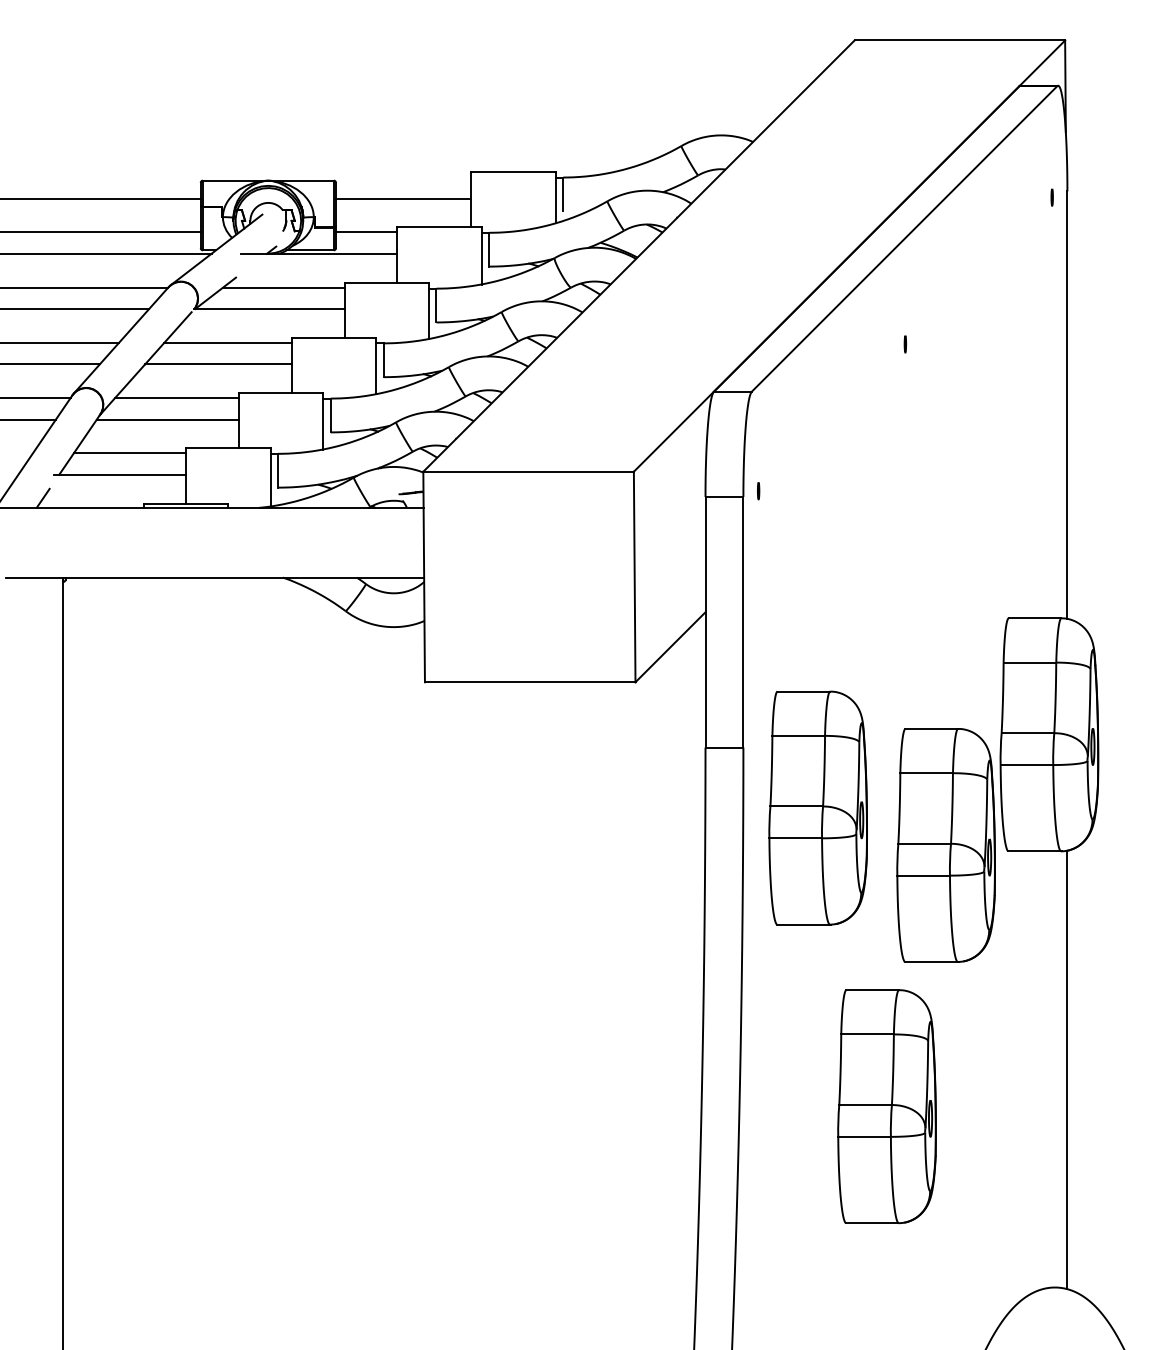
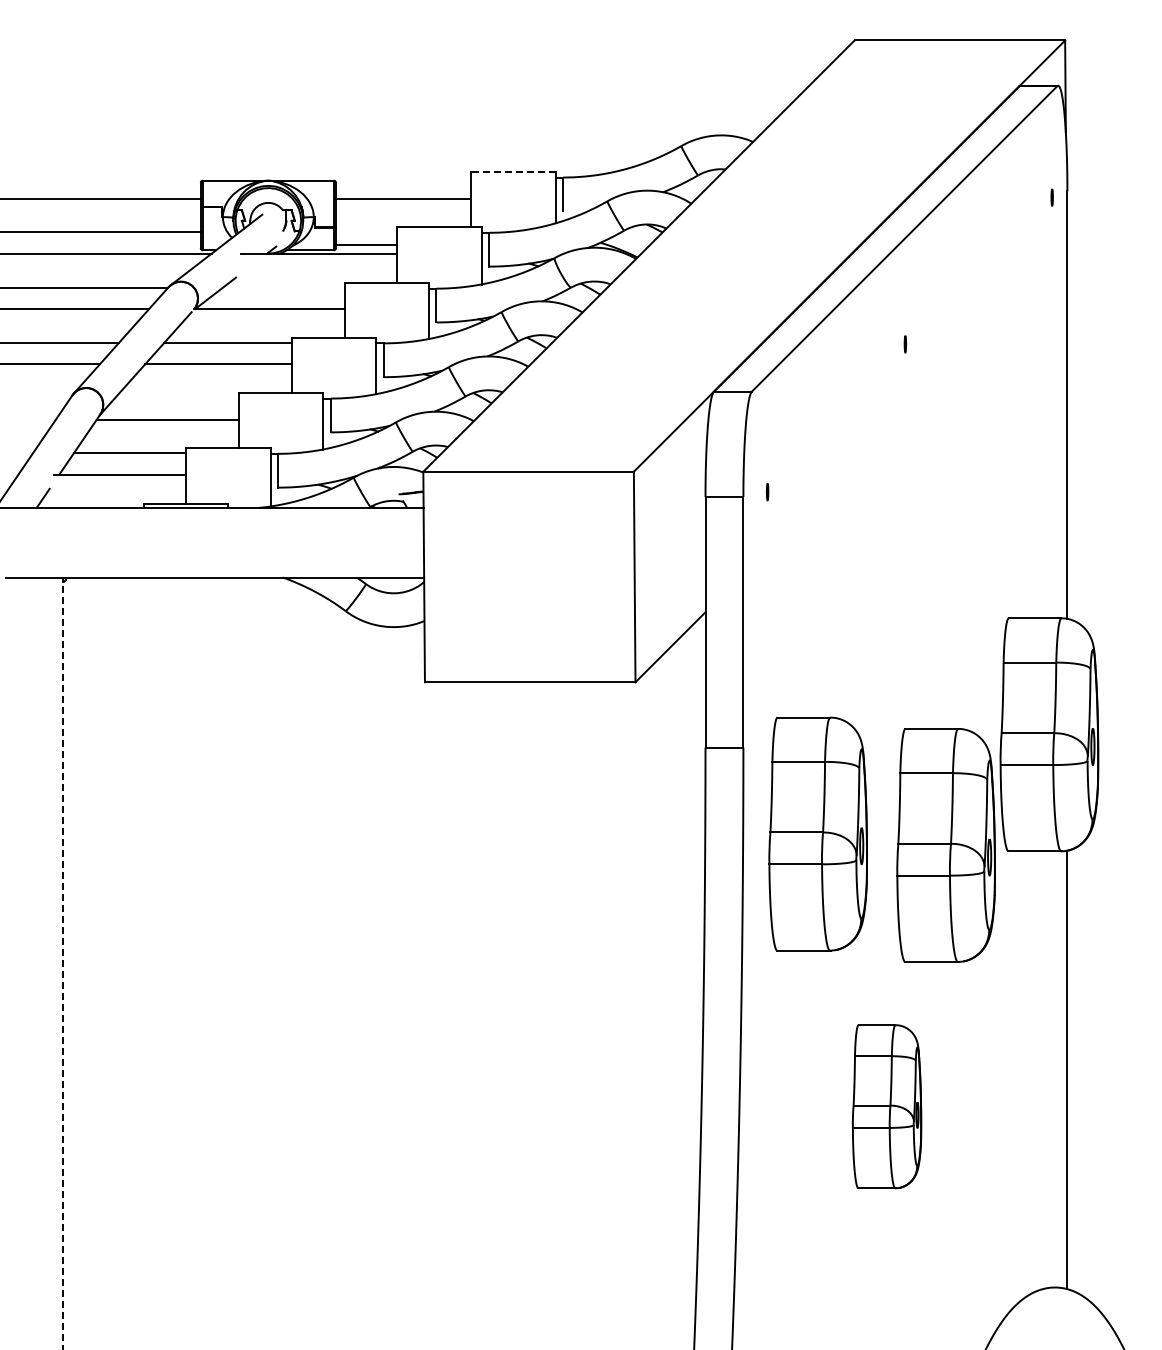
line: solid -> dashed (513, 172)
line position: (366, 232) -> (366, 245) (366, 245)
line: present -> none (283, 287)
line: present -> none (36, 398)
line: present -> none (176, 398)
line: present -> none (28, 419)
line position: (758, 491) -> (767, 492) (767, 492)
part position: (817, 807) -> (817, 833) (817, 833)
line: solid -> dashed (62, 963)
part size: 100x236 px -> 72x166 px (886, 1106)
